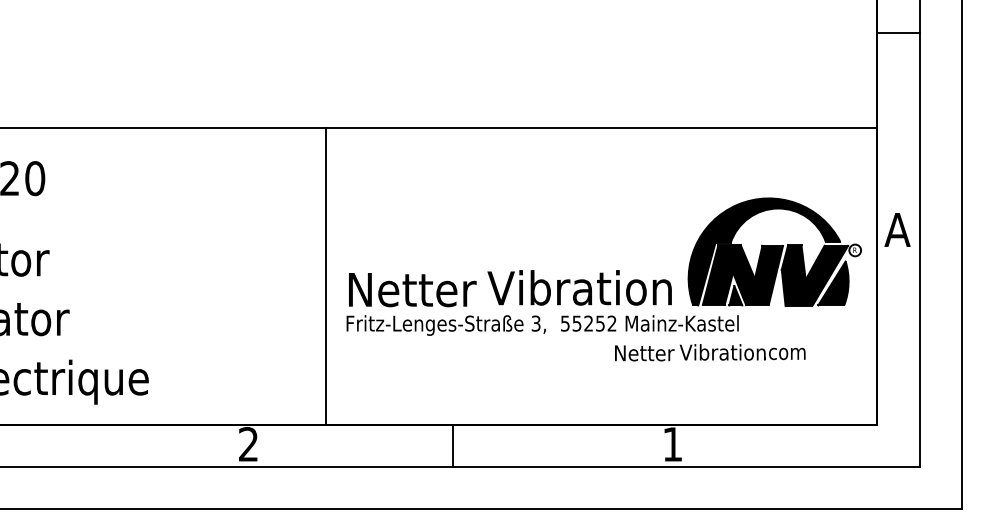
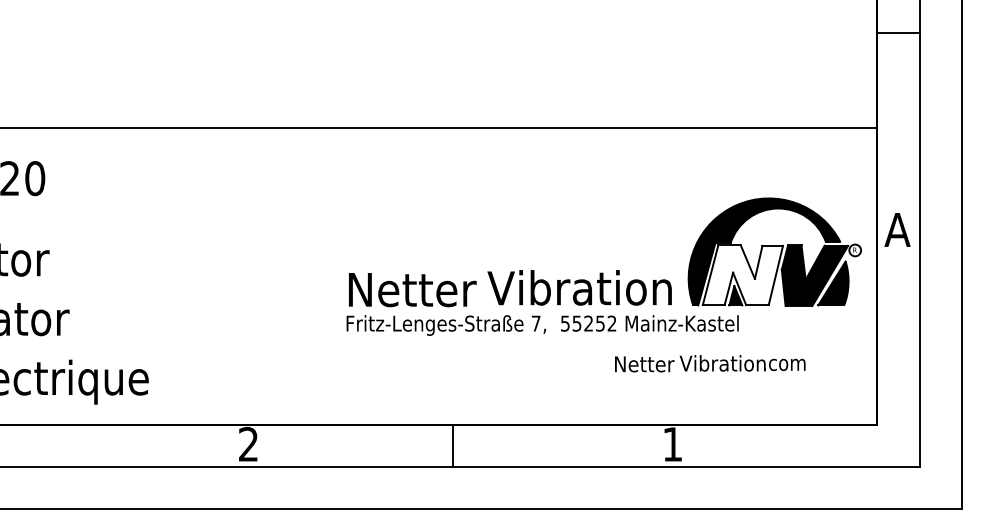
fill: present -> none (742, 274)
line: present -> none (326, 275)
text: 3, -> 7, (535, 323)
text position: (710, 352) -> (710, 363) (710, 363)
